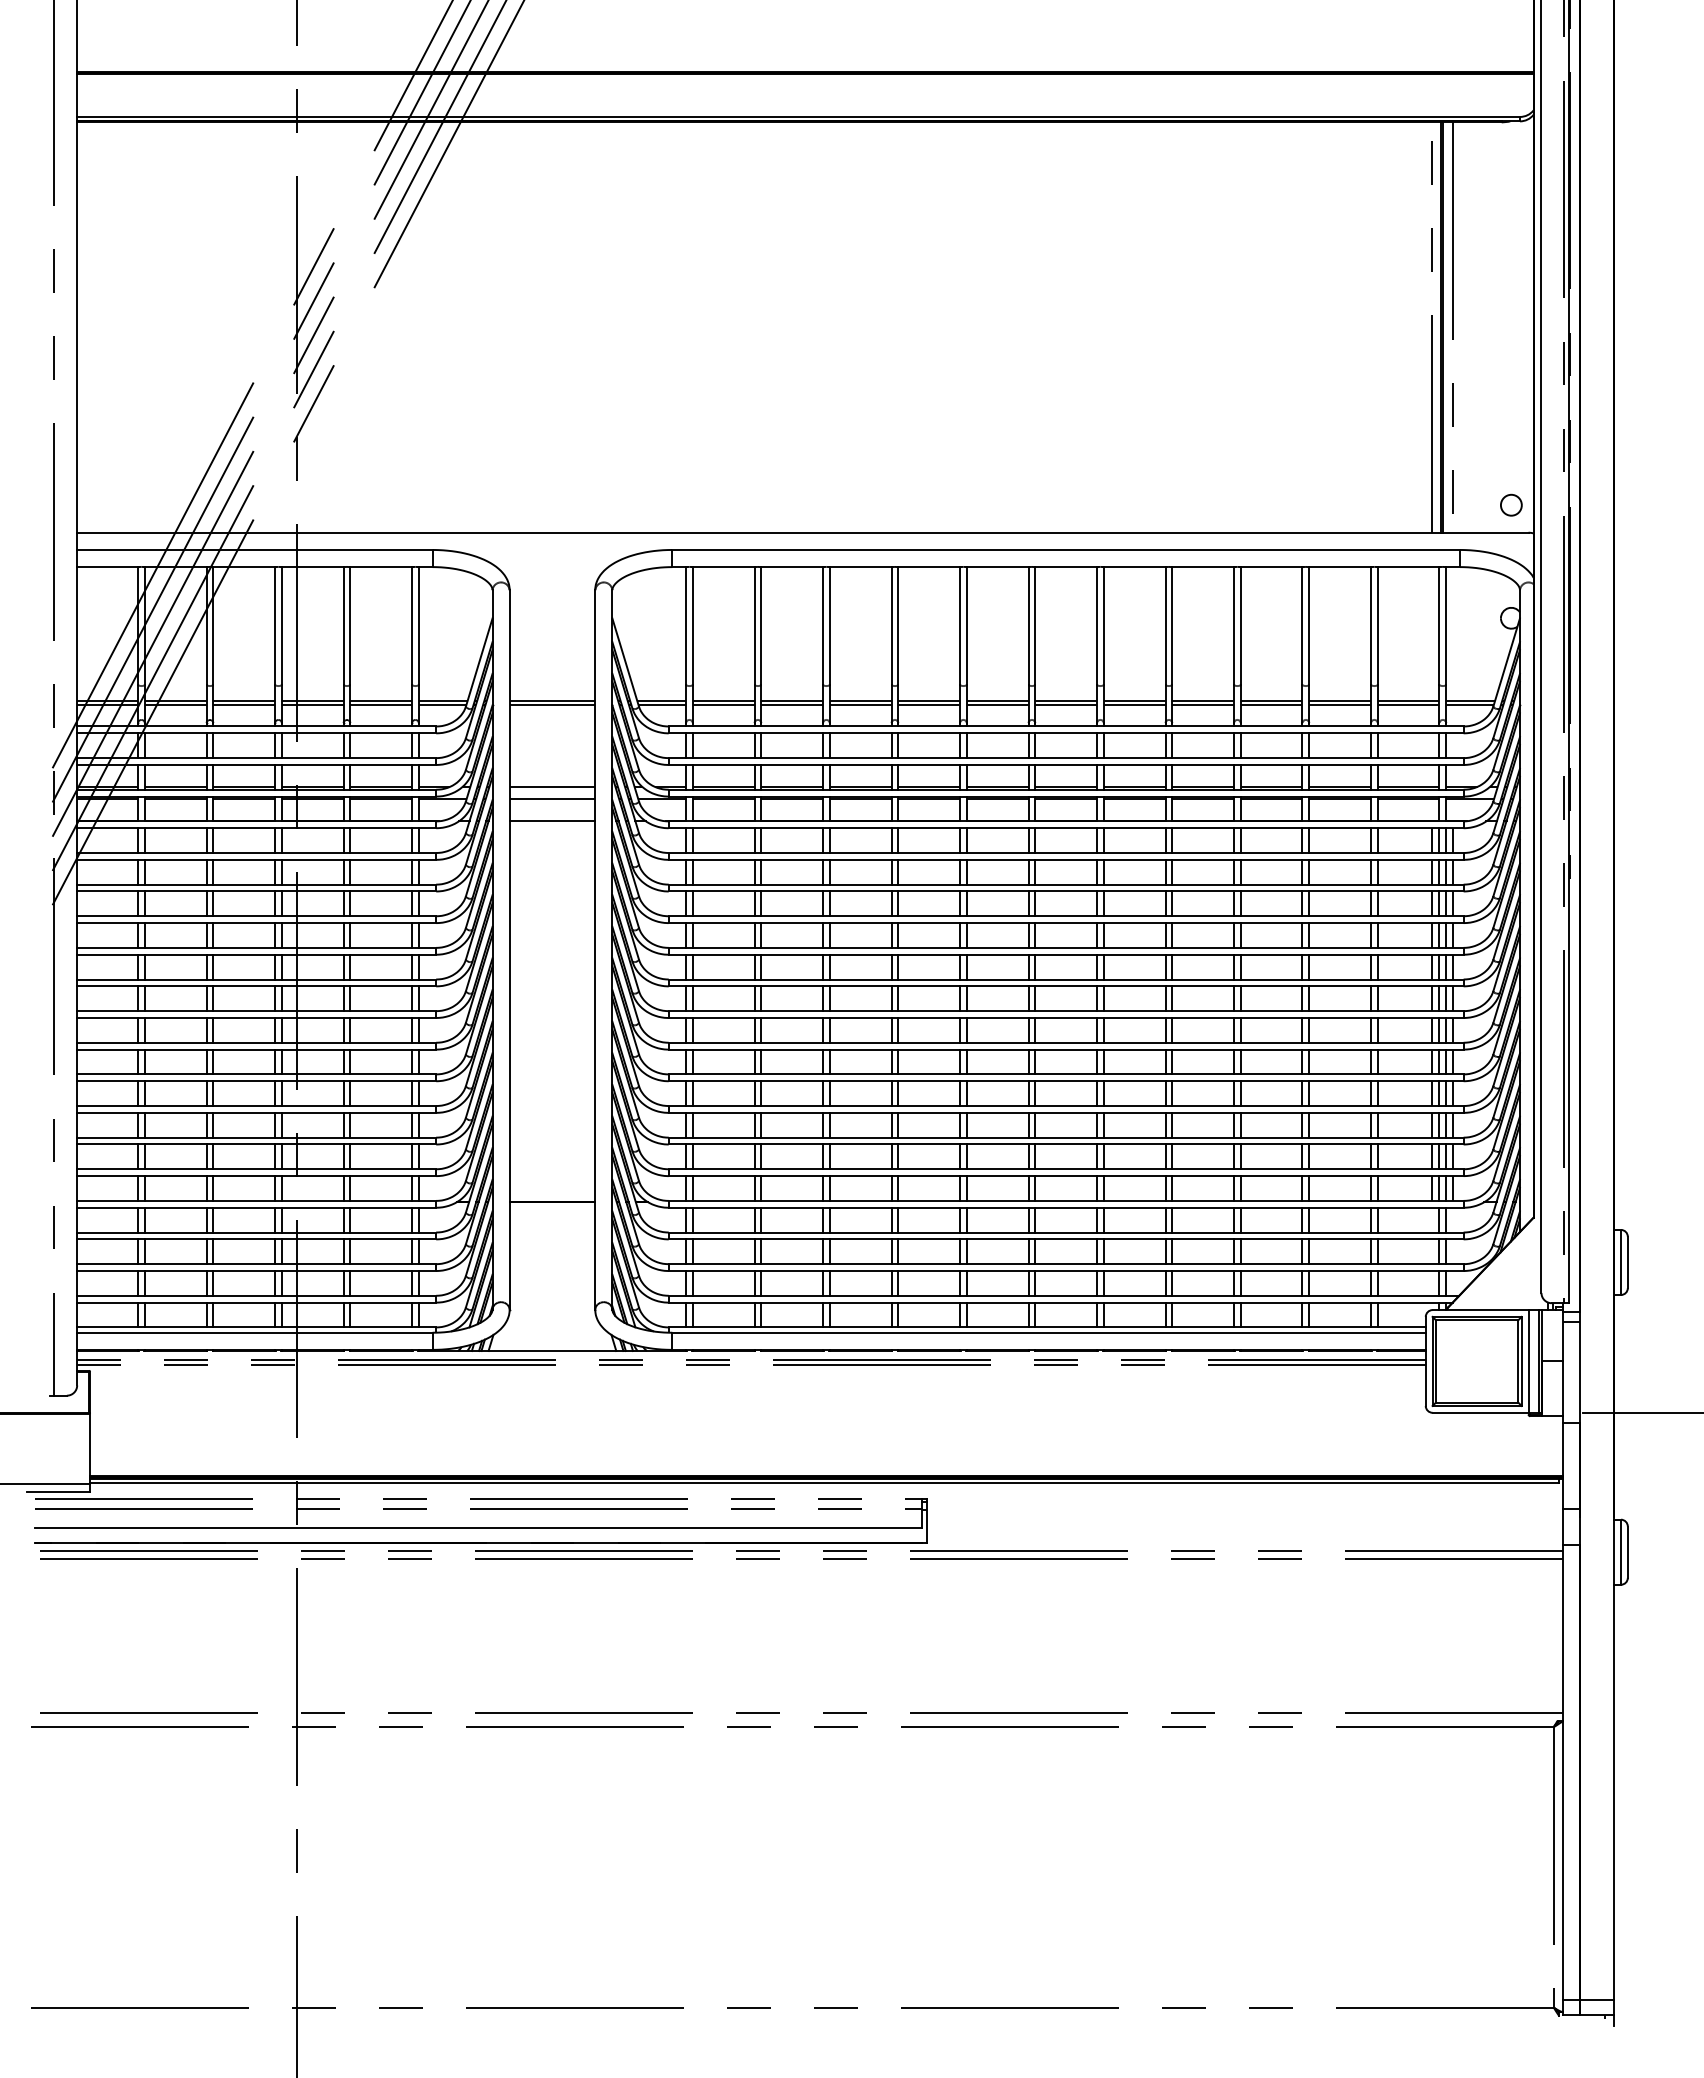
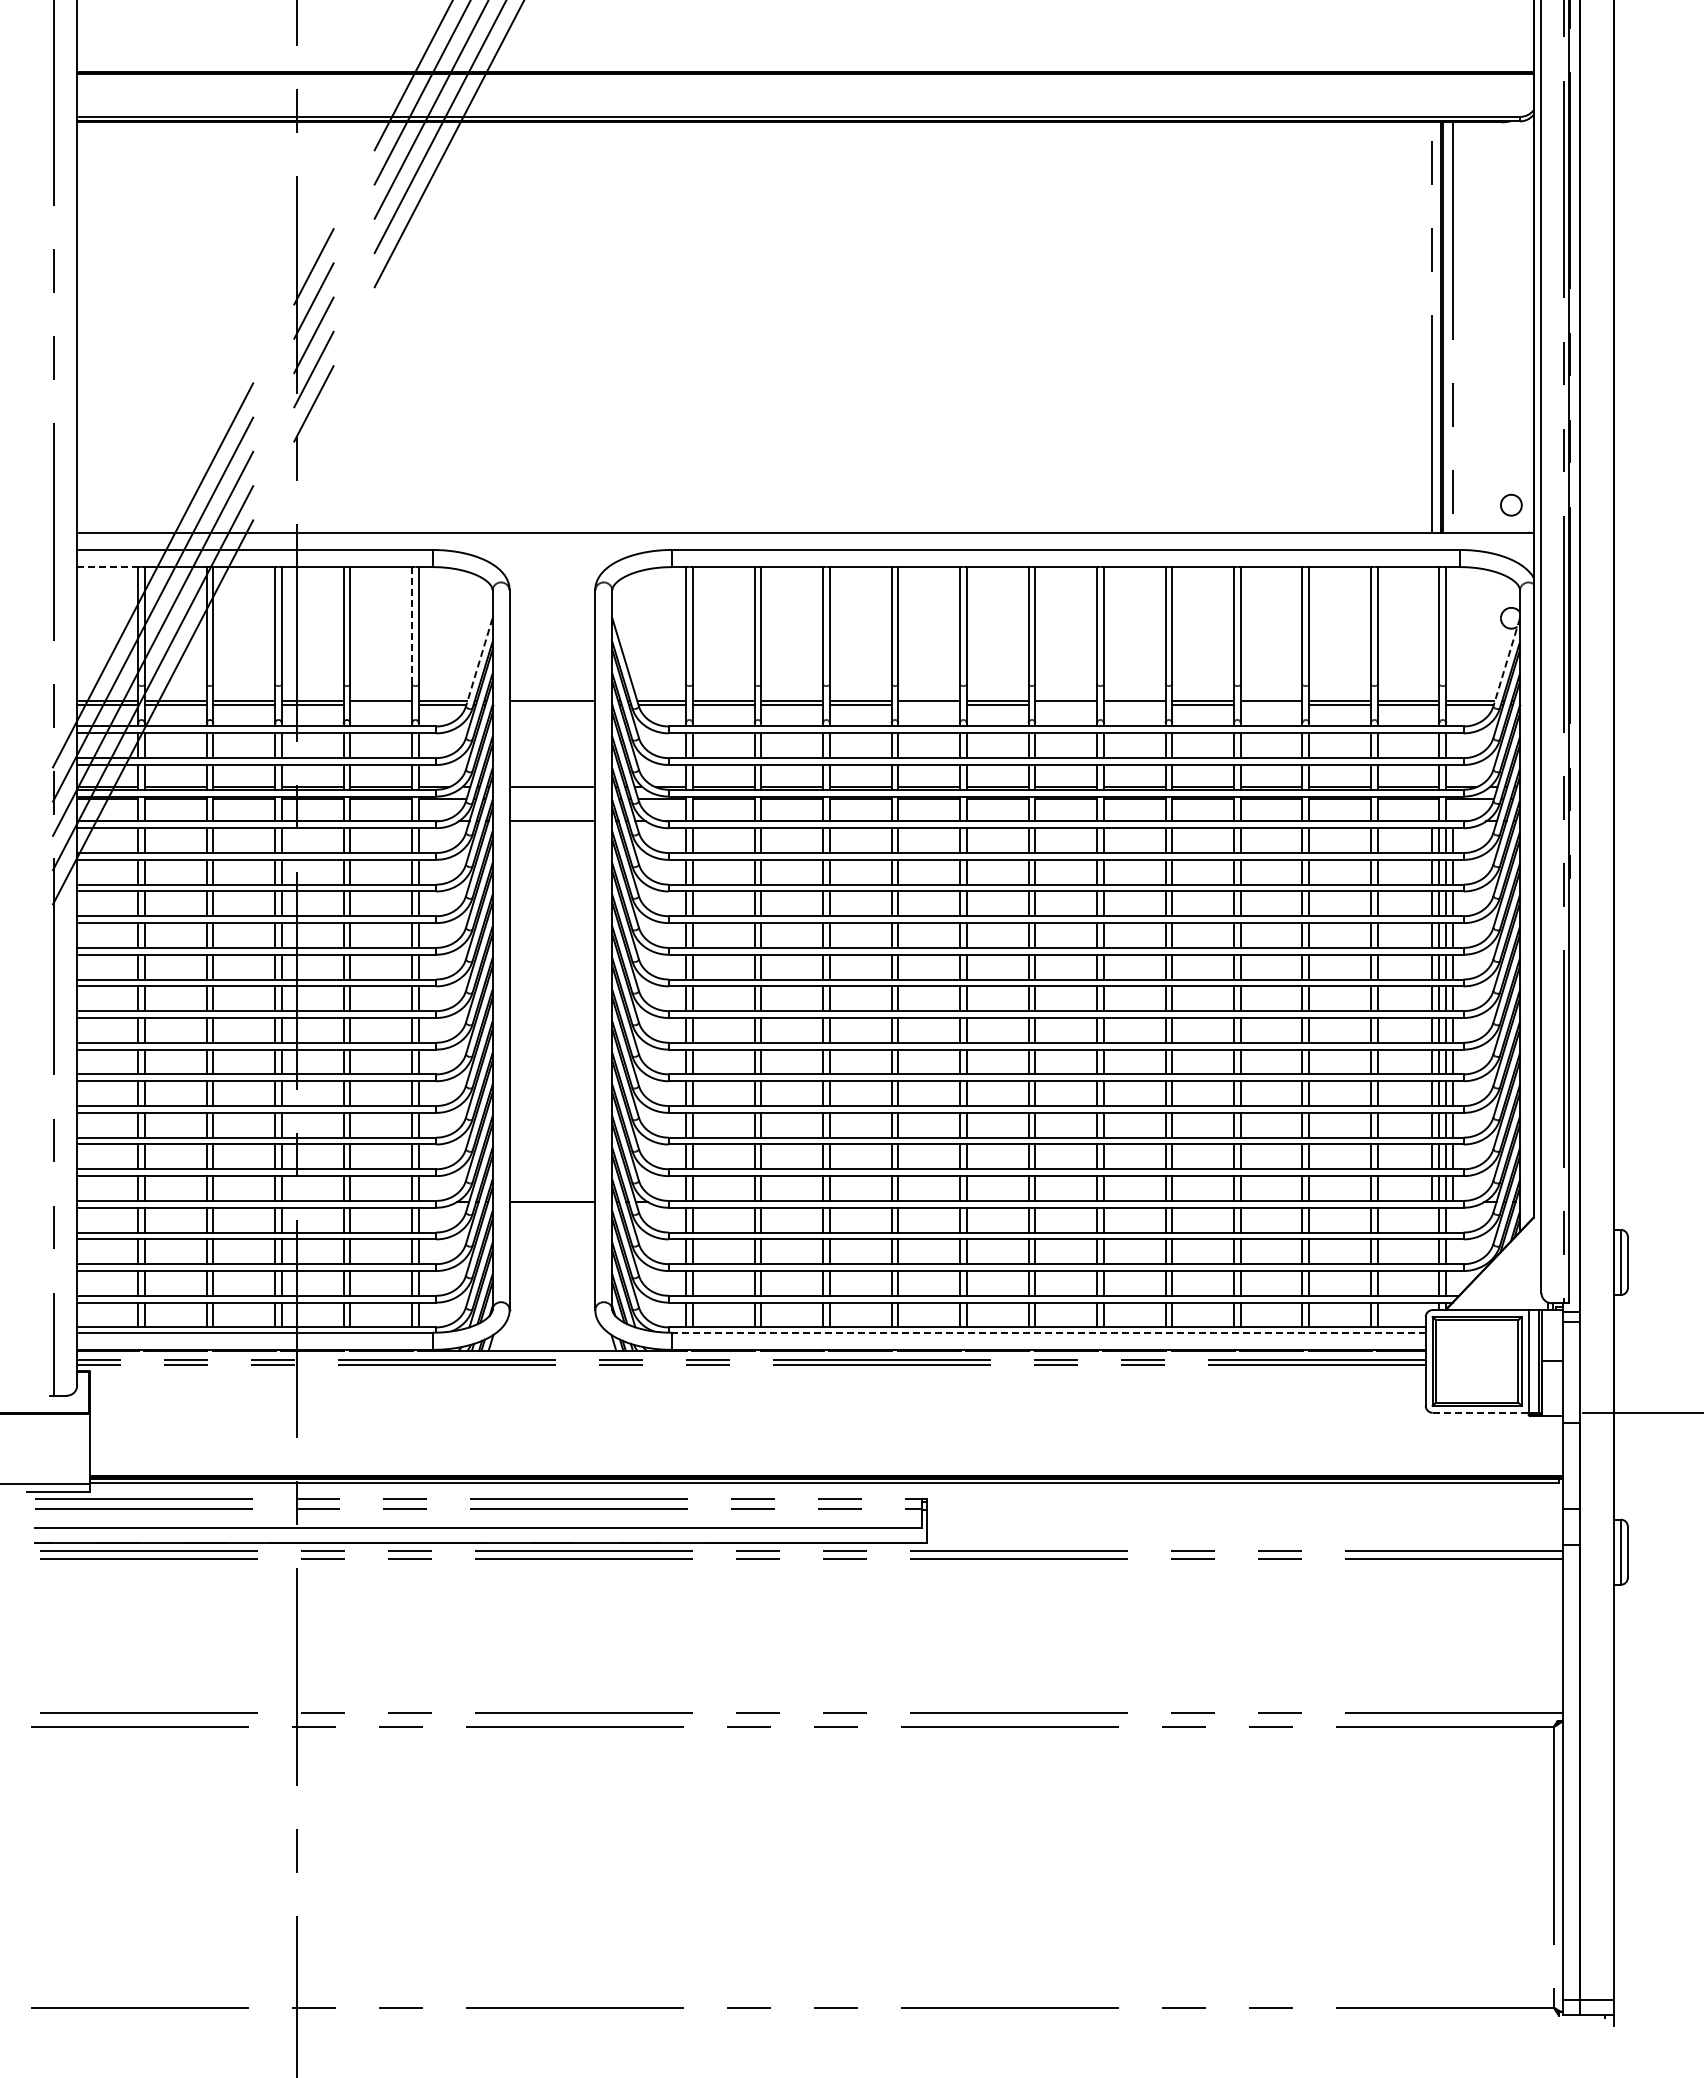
line: solid -> dashed (107, 567)
line: solid -> dashed (412, 626)
line: solid -> dashed (479, 662)
line: solid -> dashed (1506, 662)
line: present -> none (381, 705)
line: present -> none (552, 705)
line: present -> none (929, 705)
line: present -> none (1066, 705)
line: present -> none (1134, 705)
line: present -> none (1271, 705)
line: present -> none (552, 798)
line: solid -> dashed (1049, 1332)
line: solid -> dashed (1480, 1412)
